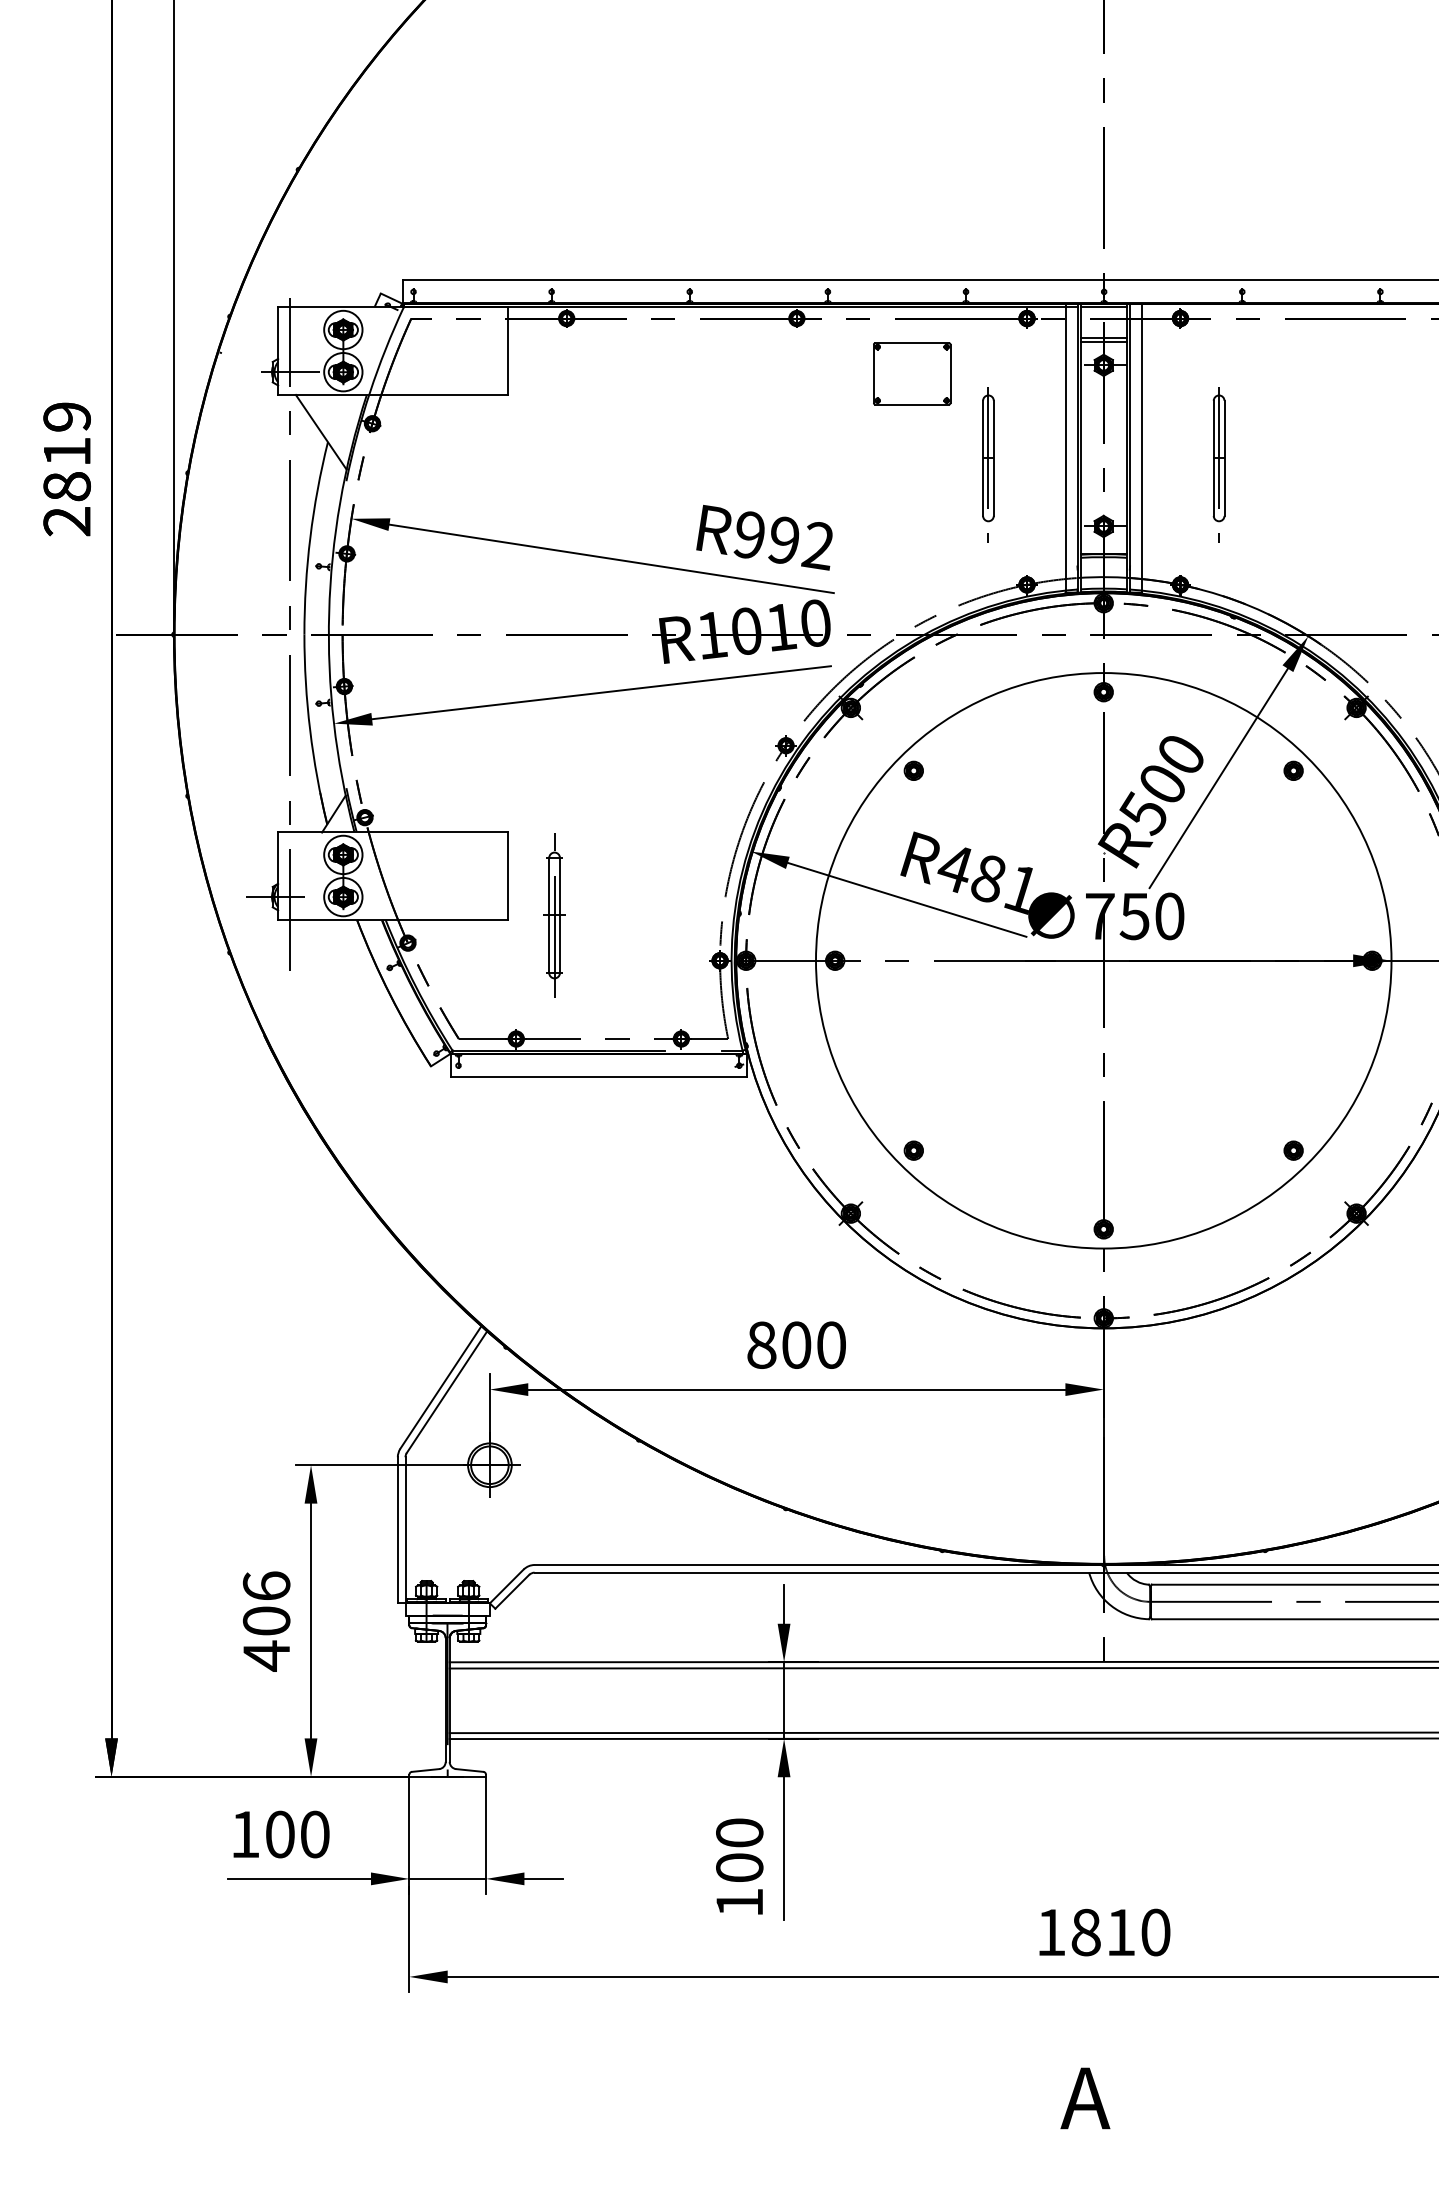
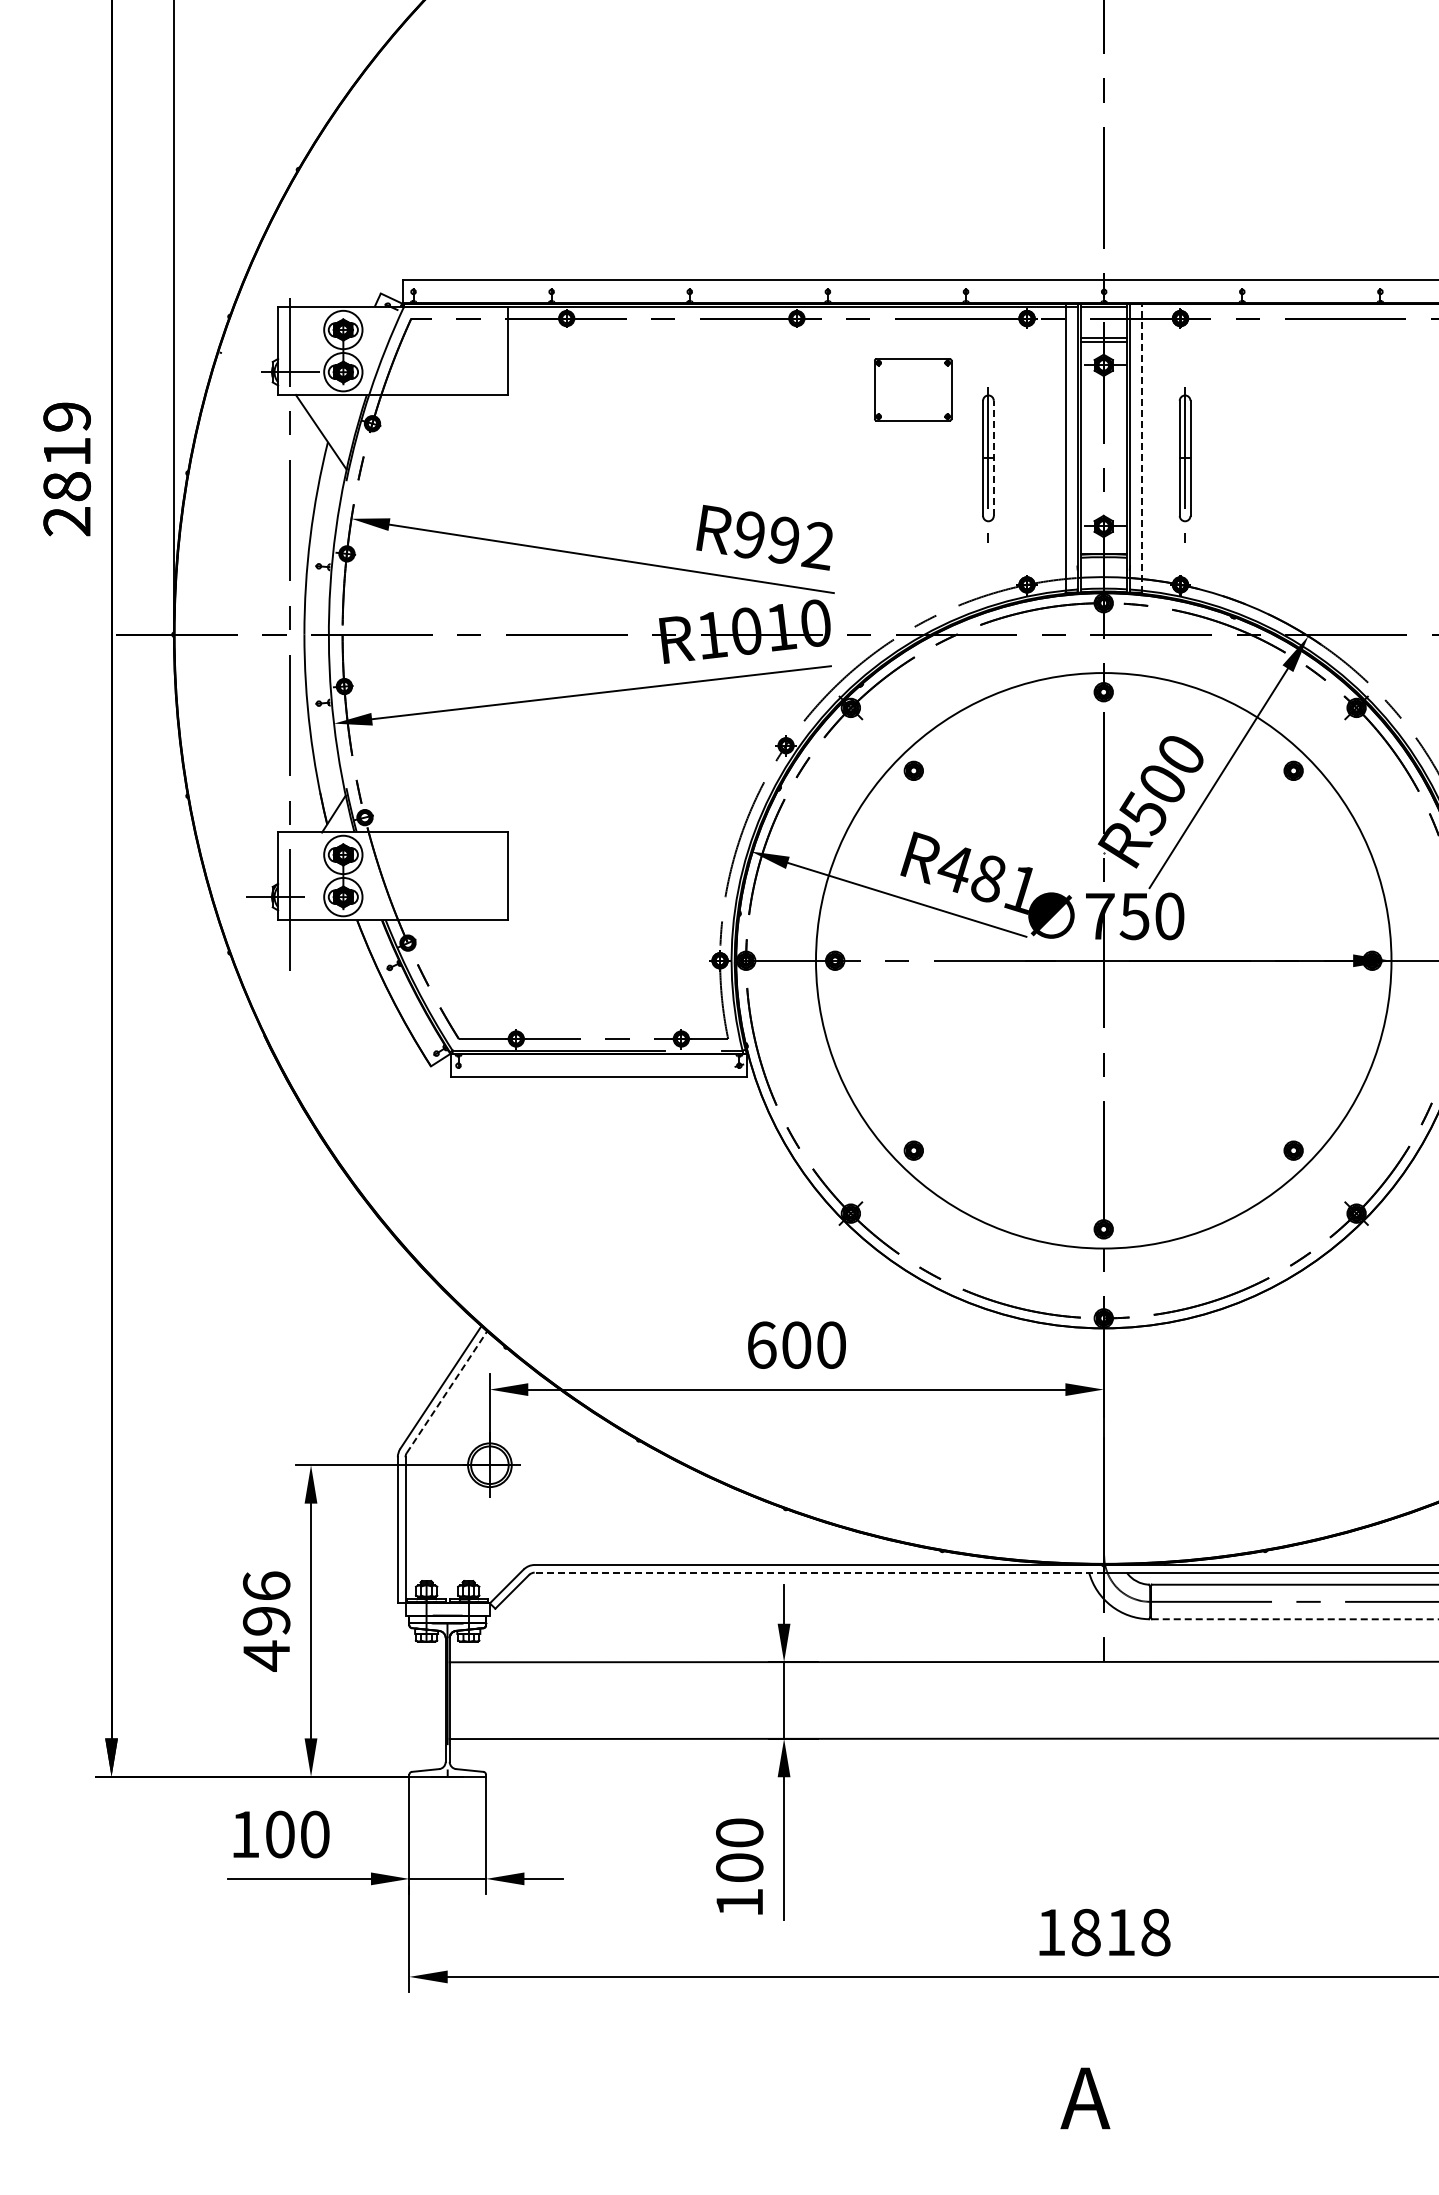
part position: (912, 373) -> (913, 389) (913, 389)
line: solid -> dashed (1142, 447)
line: solid -> dashed (993, 458)
part position: (1218, 464) -> (1184, 464) (1184, 464)
part: present -> none (554, 915)
text: 800 -> 600 (761, 1344)
line: solid -> dashed (446, 1392)
line: solid -> dashed (819, 1572)
line: solid -> dashed (1295, 1619)
text: 406 -> 496 (266, 1620)
line: present -> none (942, 1667)
line: present -> none (942, 1732)
text: 1810 -> 1818 (1155, 1932)
